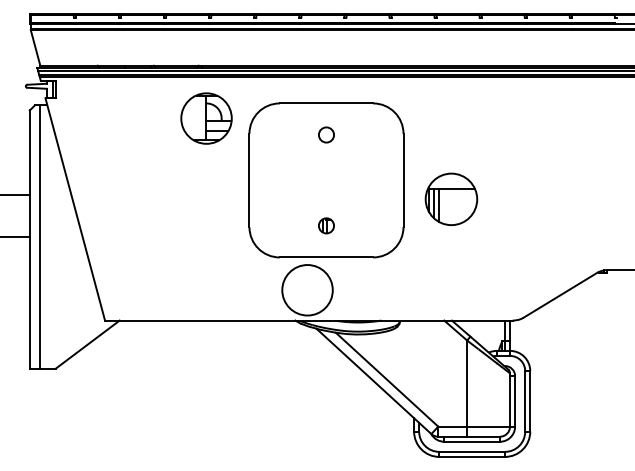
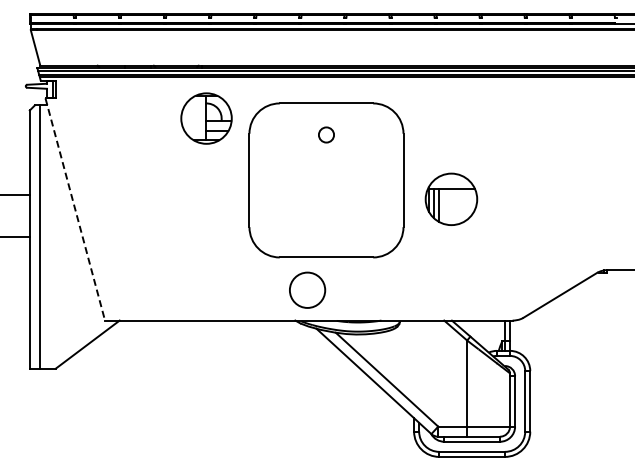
line: solid -> dashed (75, 209)
part: present -> none (326, 225)
circle diameter: 50 px -> 35 px (307, 289)
